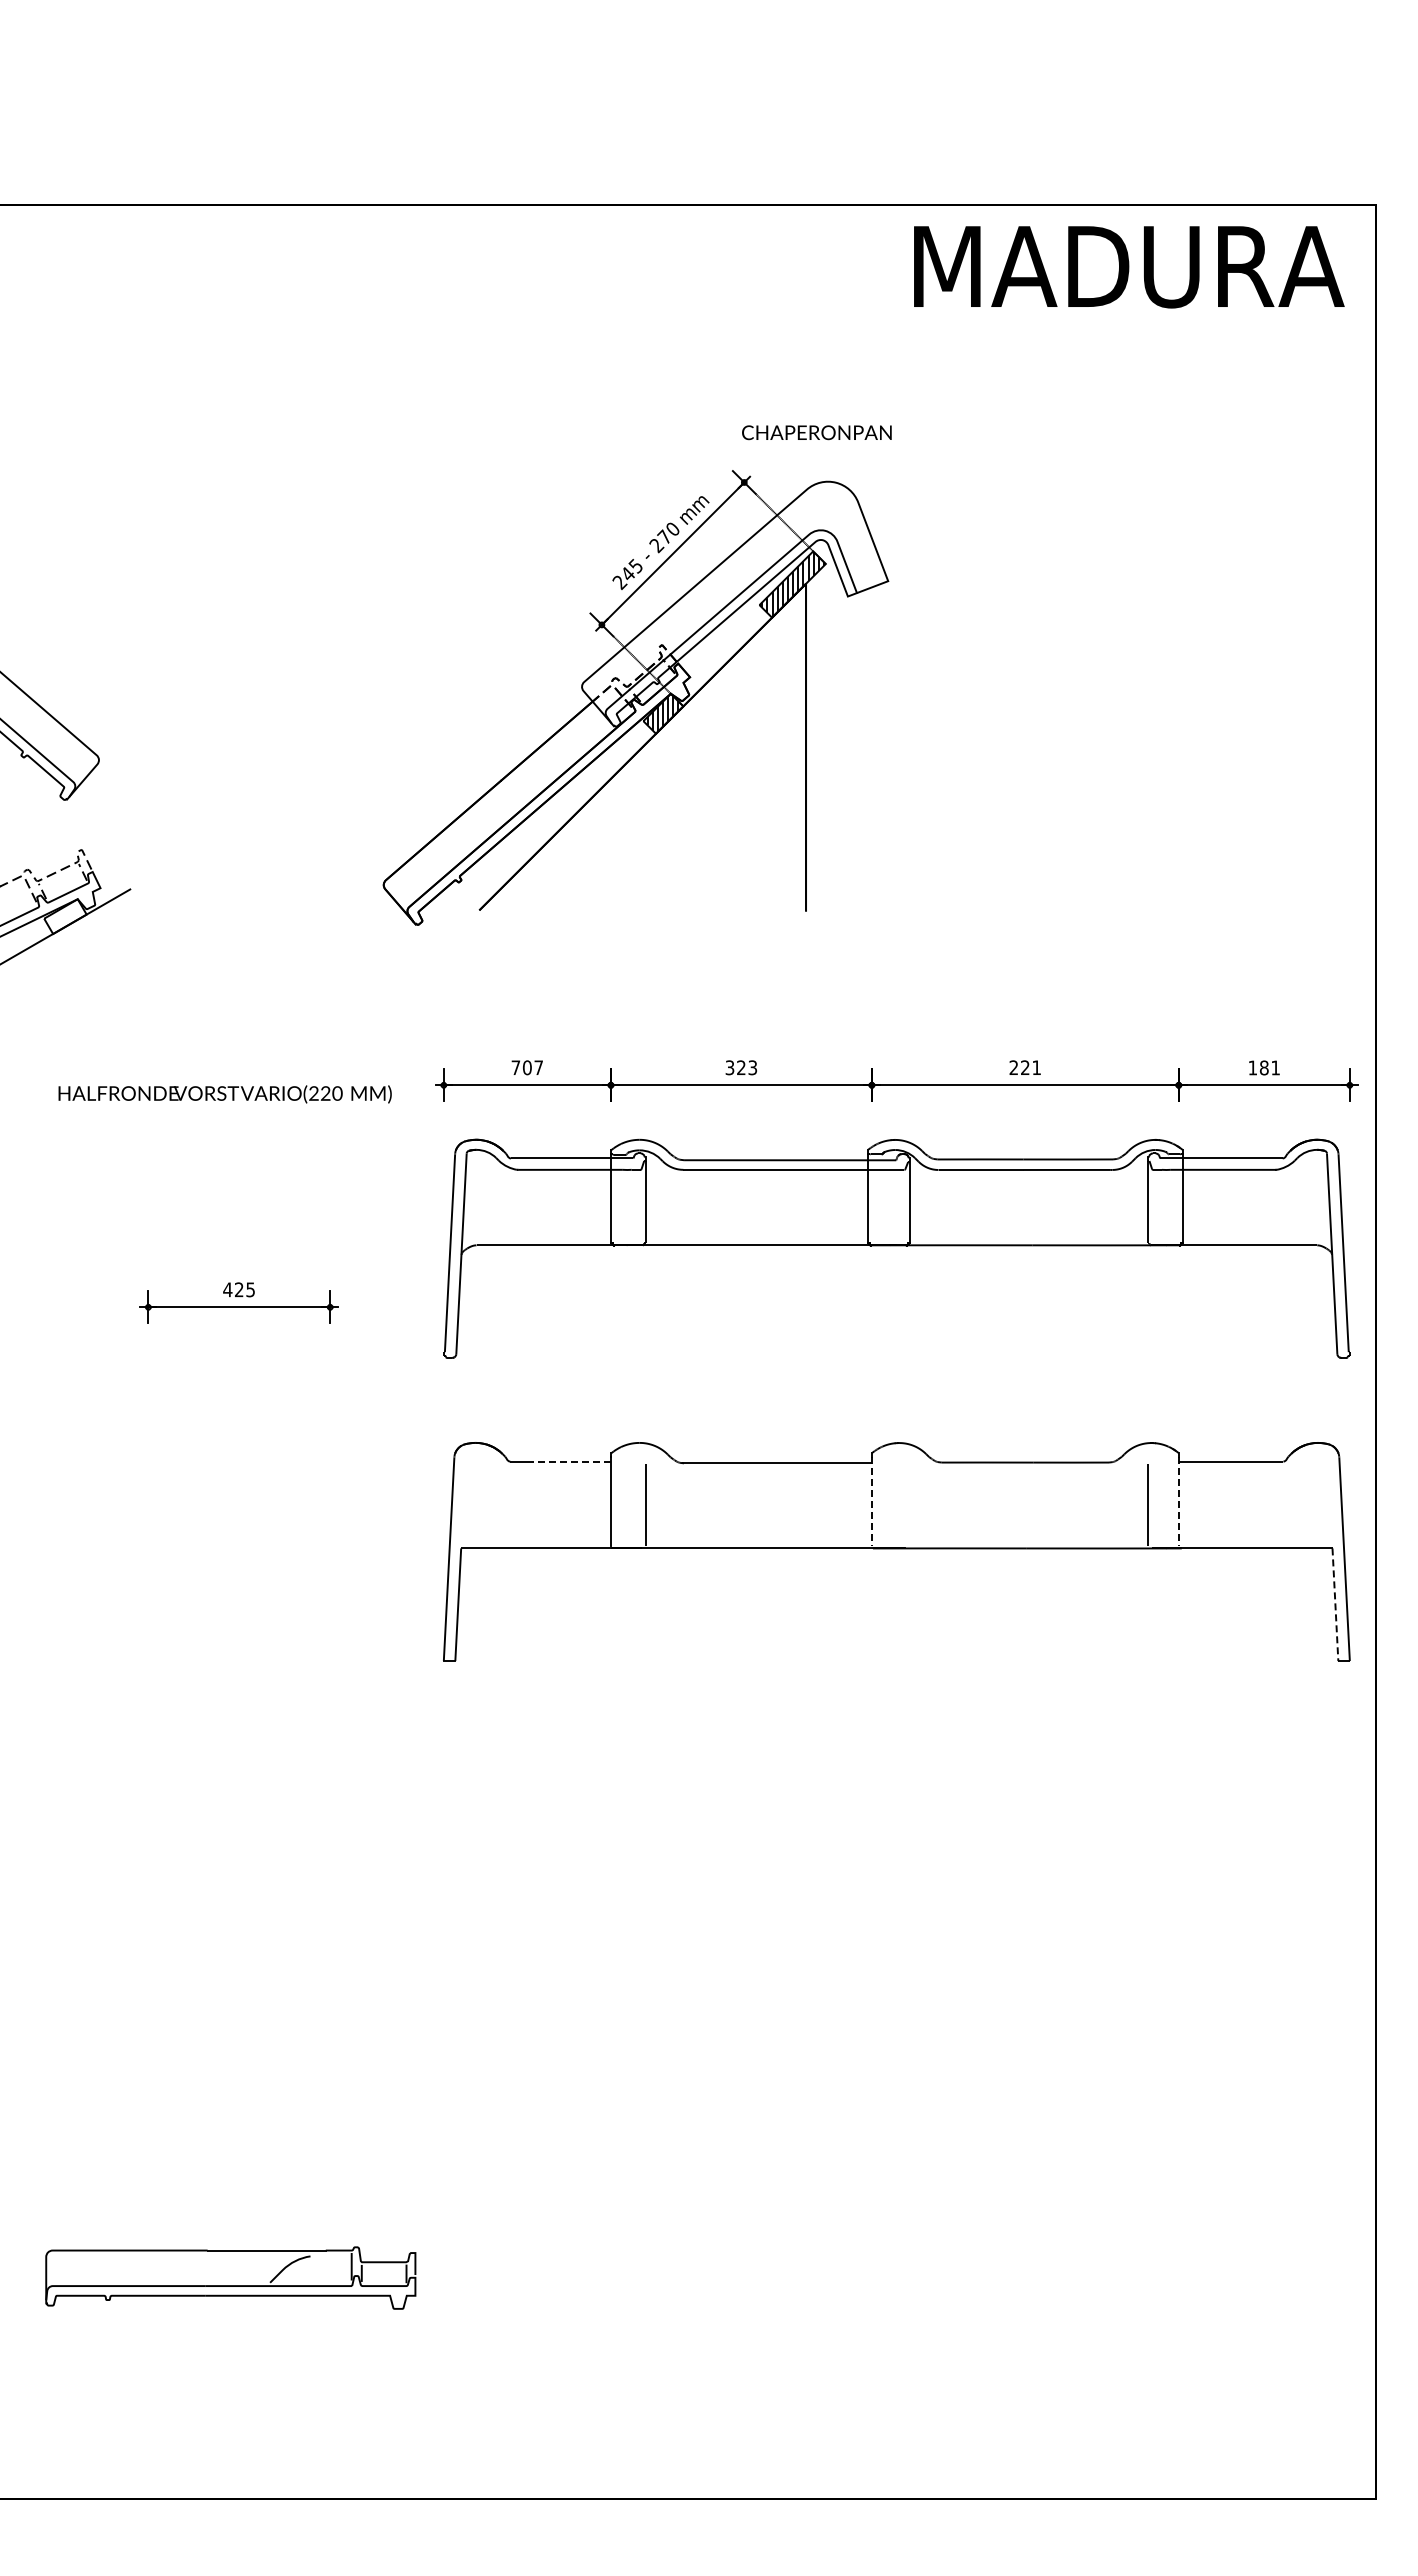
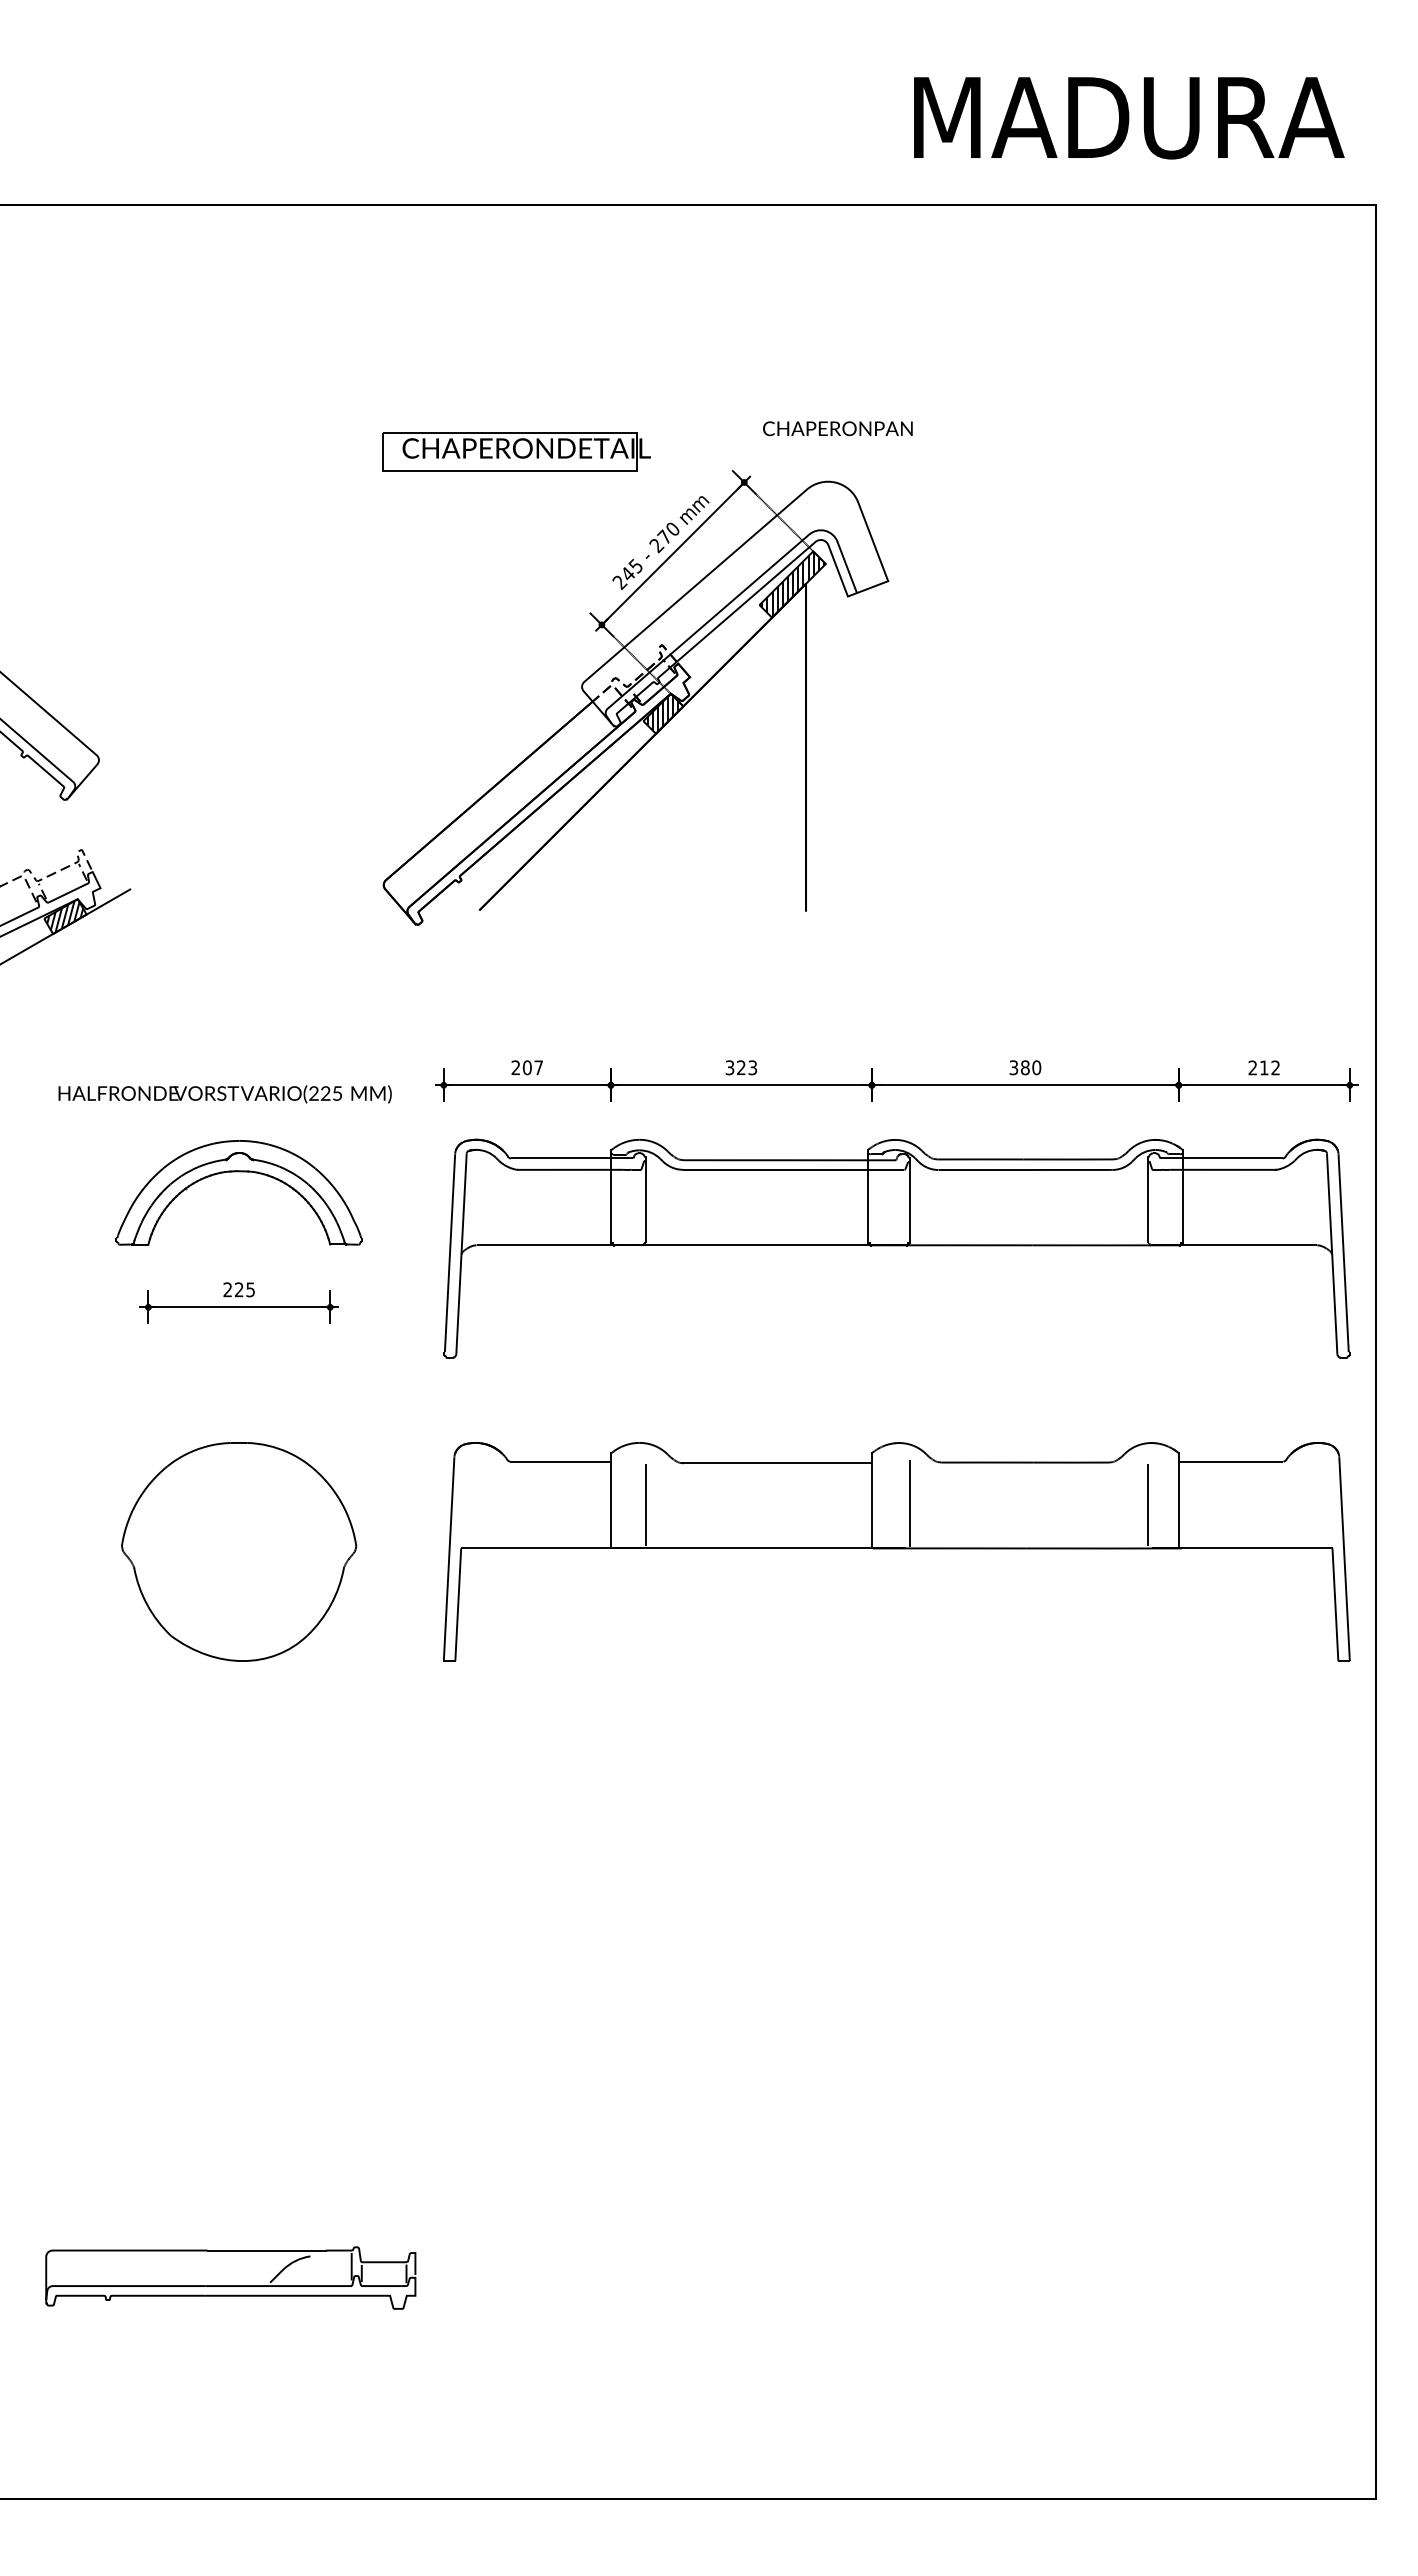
text position: (1129, 267) -> (1129, 118) (1129, 118)
text position: (816, 432) -> (837, 428) (837, 428)
part: none -> present (516, 451)
hatch: none -> present (65, 916)
text: 707 -> 207 (515, 1067)
text: 221 -> 380 (1025, 1067)
text: 181 -> 212 (1263, 1067)
text: (220 -> (225 (337, 1093)
part: none -> present (238, 1172)
text: 425 -> 225 (227, 1289)
line: dashed -> solid (571, 1461)
line: dashed -> solid (871, 1501)
line: dashed -> solid (1178, 1501)
line: none -> present (910, 1503)
part: none -> present (239, 1551)
line: dashed -> solid (1335, 1605)
